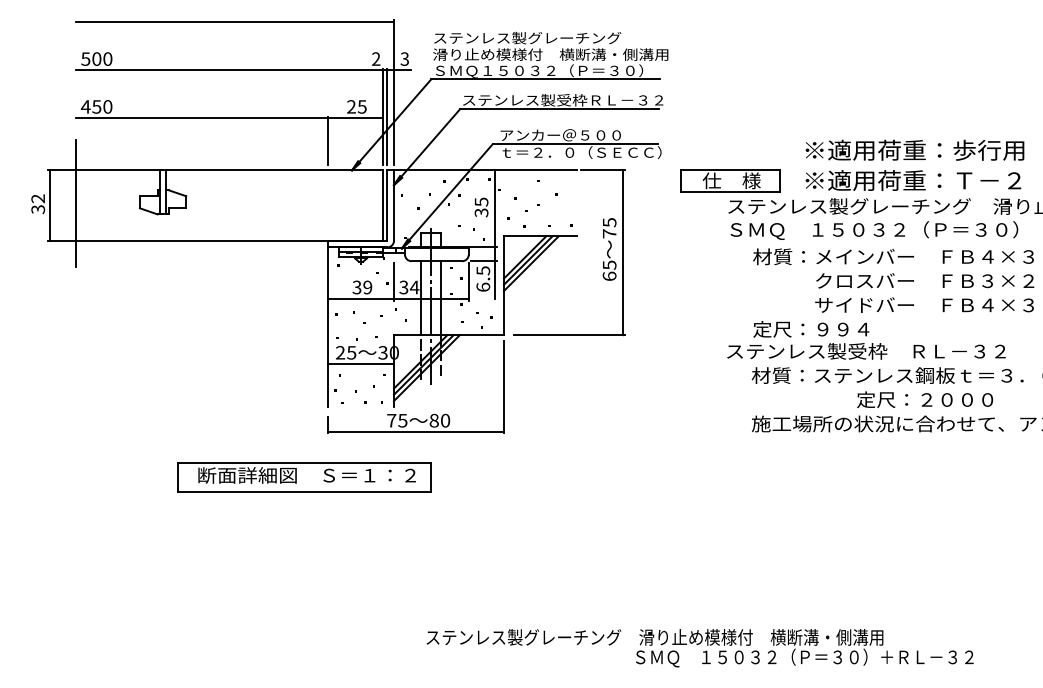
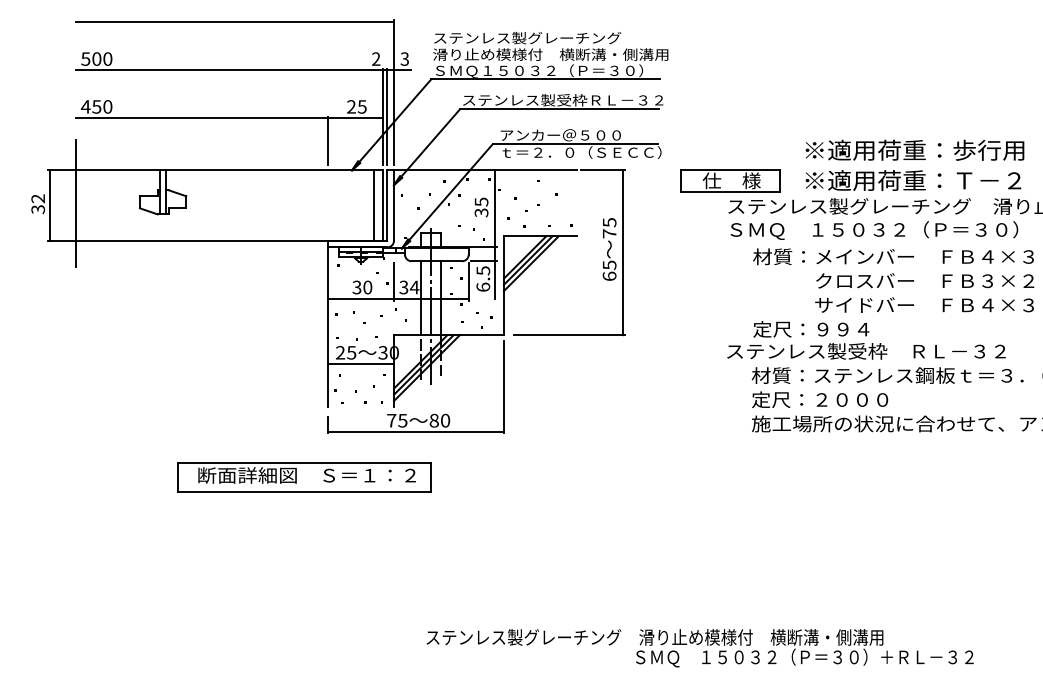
line: none -> present (374, 205)
text: 39 -> 30 (367, 287)
text position: (925, 399) -> (820, 399) (820, 399)
